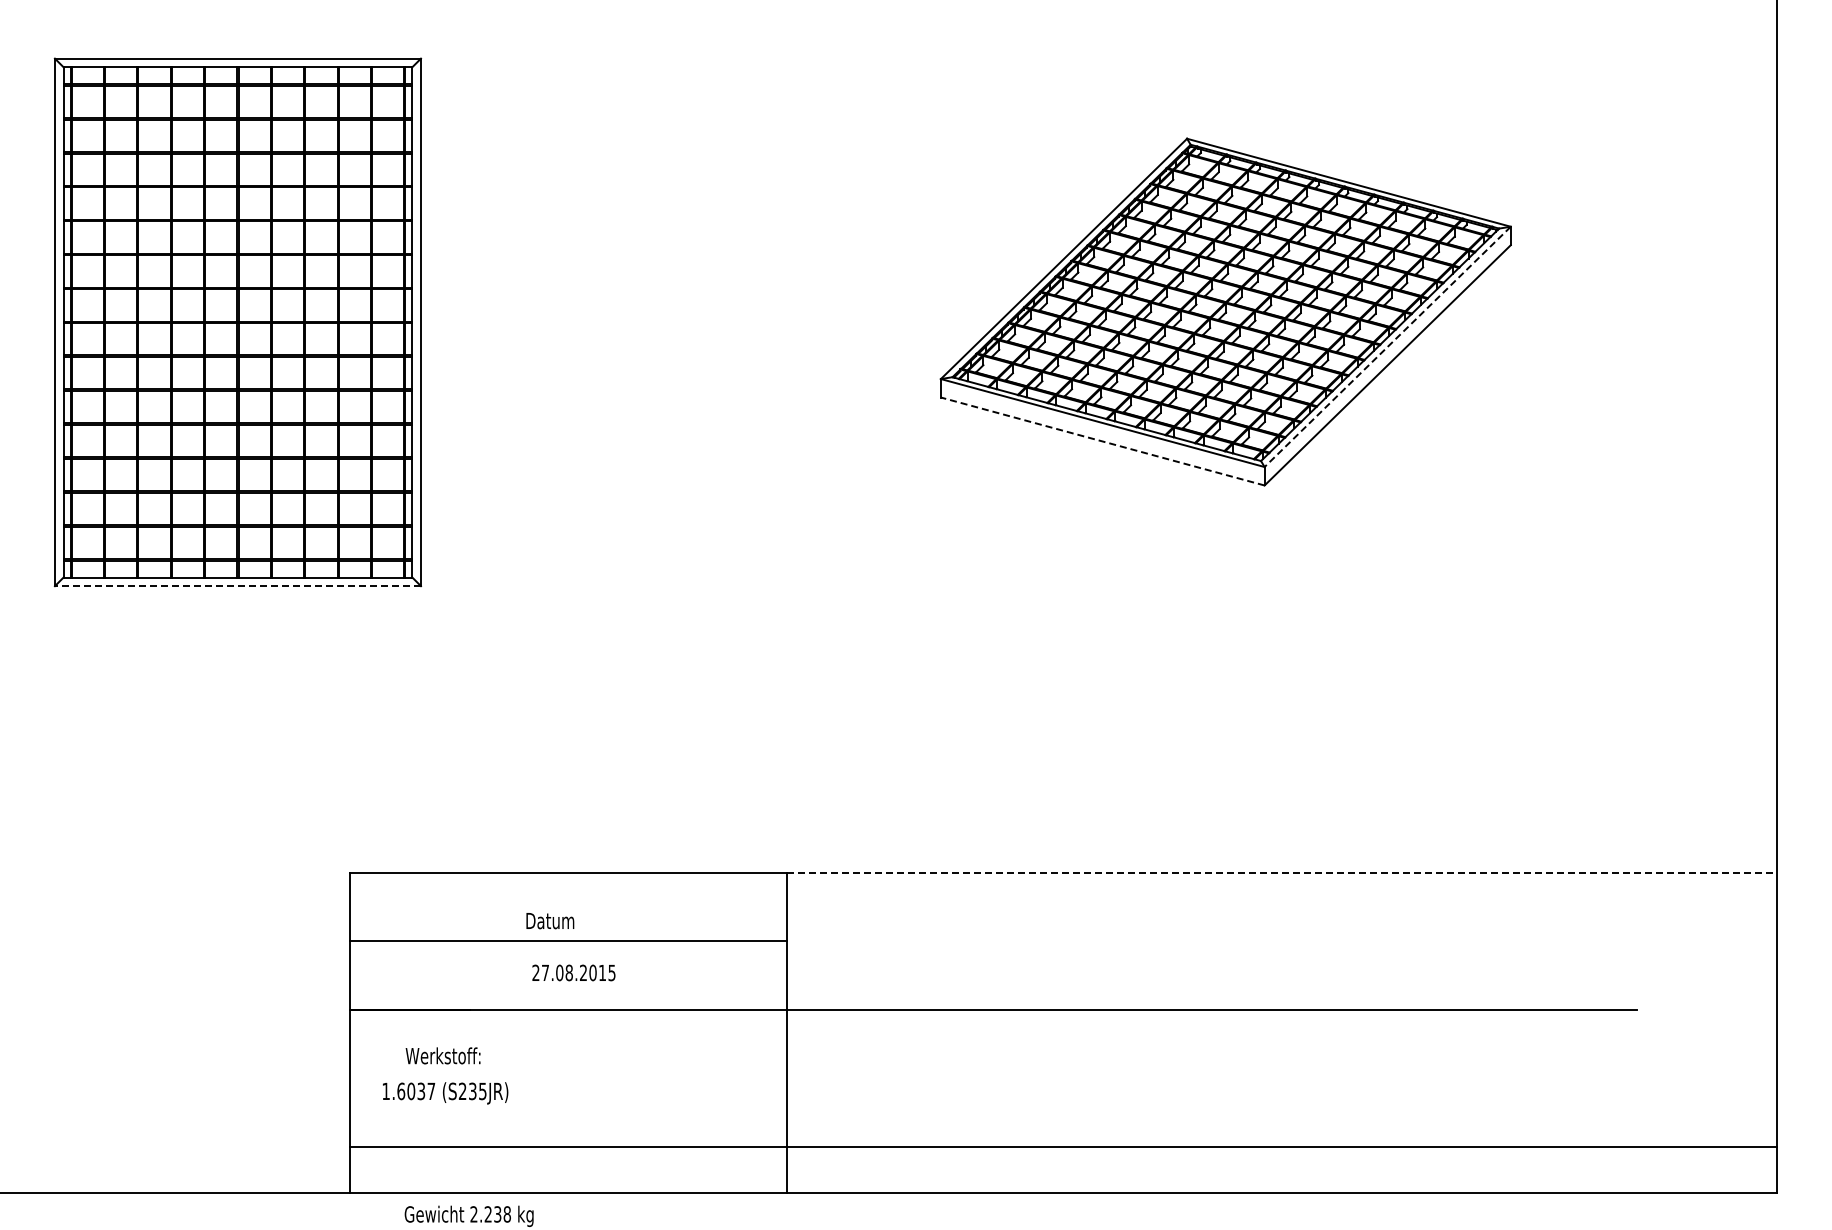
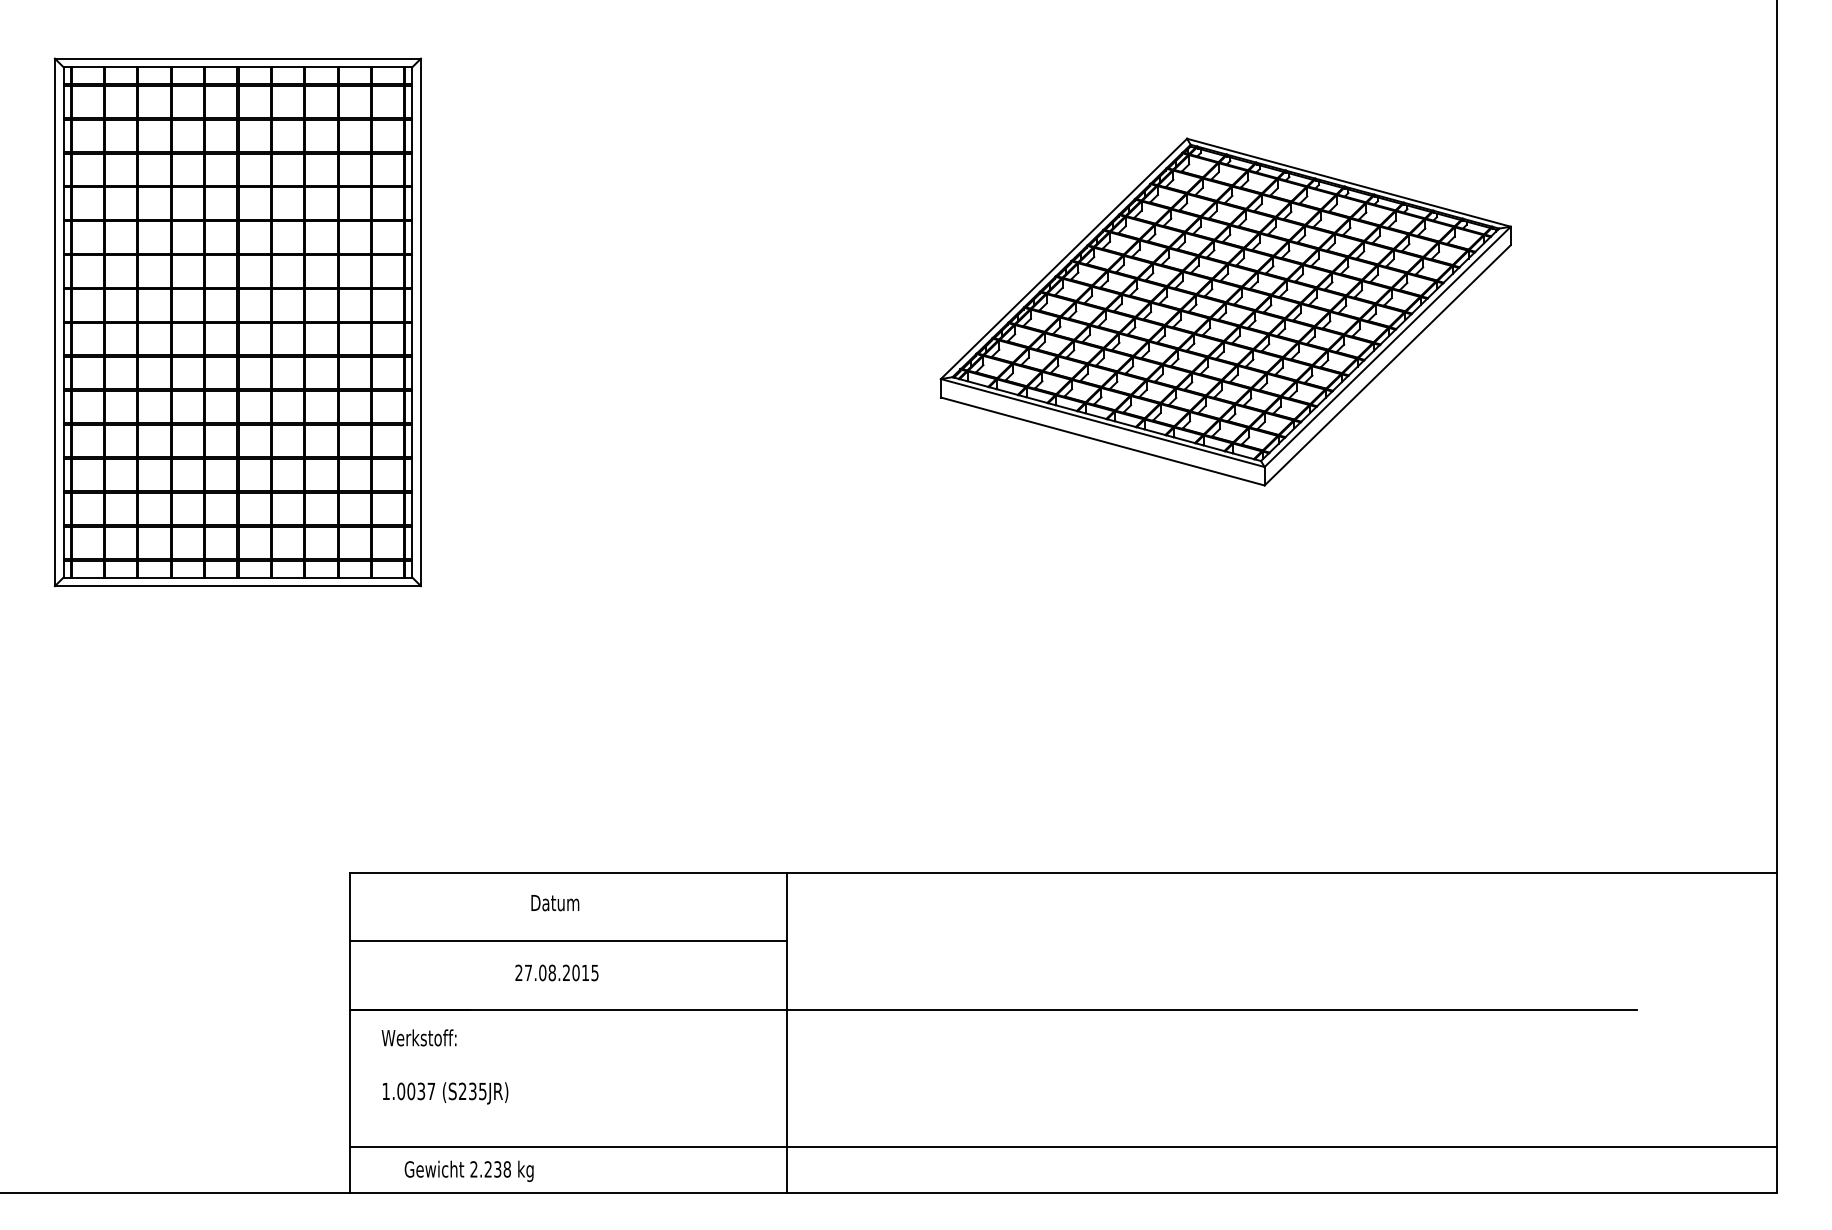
line: dashed -> solid (1387, 347)
line: dashed -> solid (1102, 441)
line: dashed -> solid (237, 586)
line: dashed -> solid (1282, 872)
text position: (550, 921) -> (555, 903) (555, 903)
text position: (573, 972) -> (556, 972) (556, 972)
text position: (442, 1055) -> (418, 1037) (418, 1037)
text: 1.6037 -> 1.0037 (401, 1090)
text position: (468, 1215) -> (468, 1170) (468, 1170)
